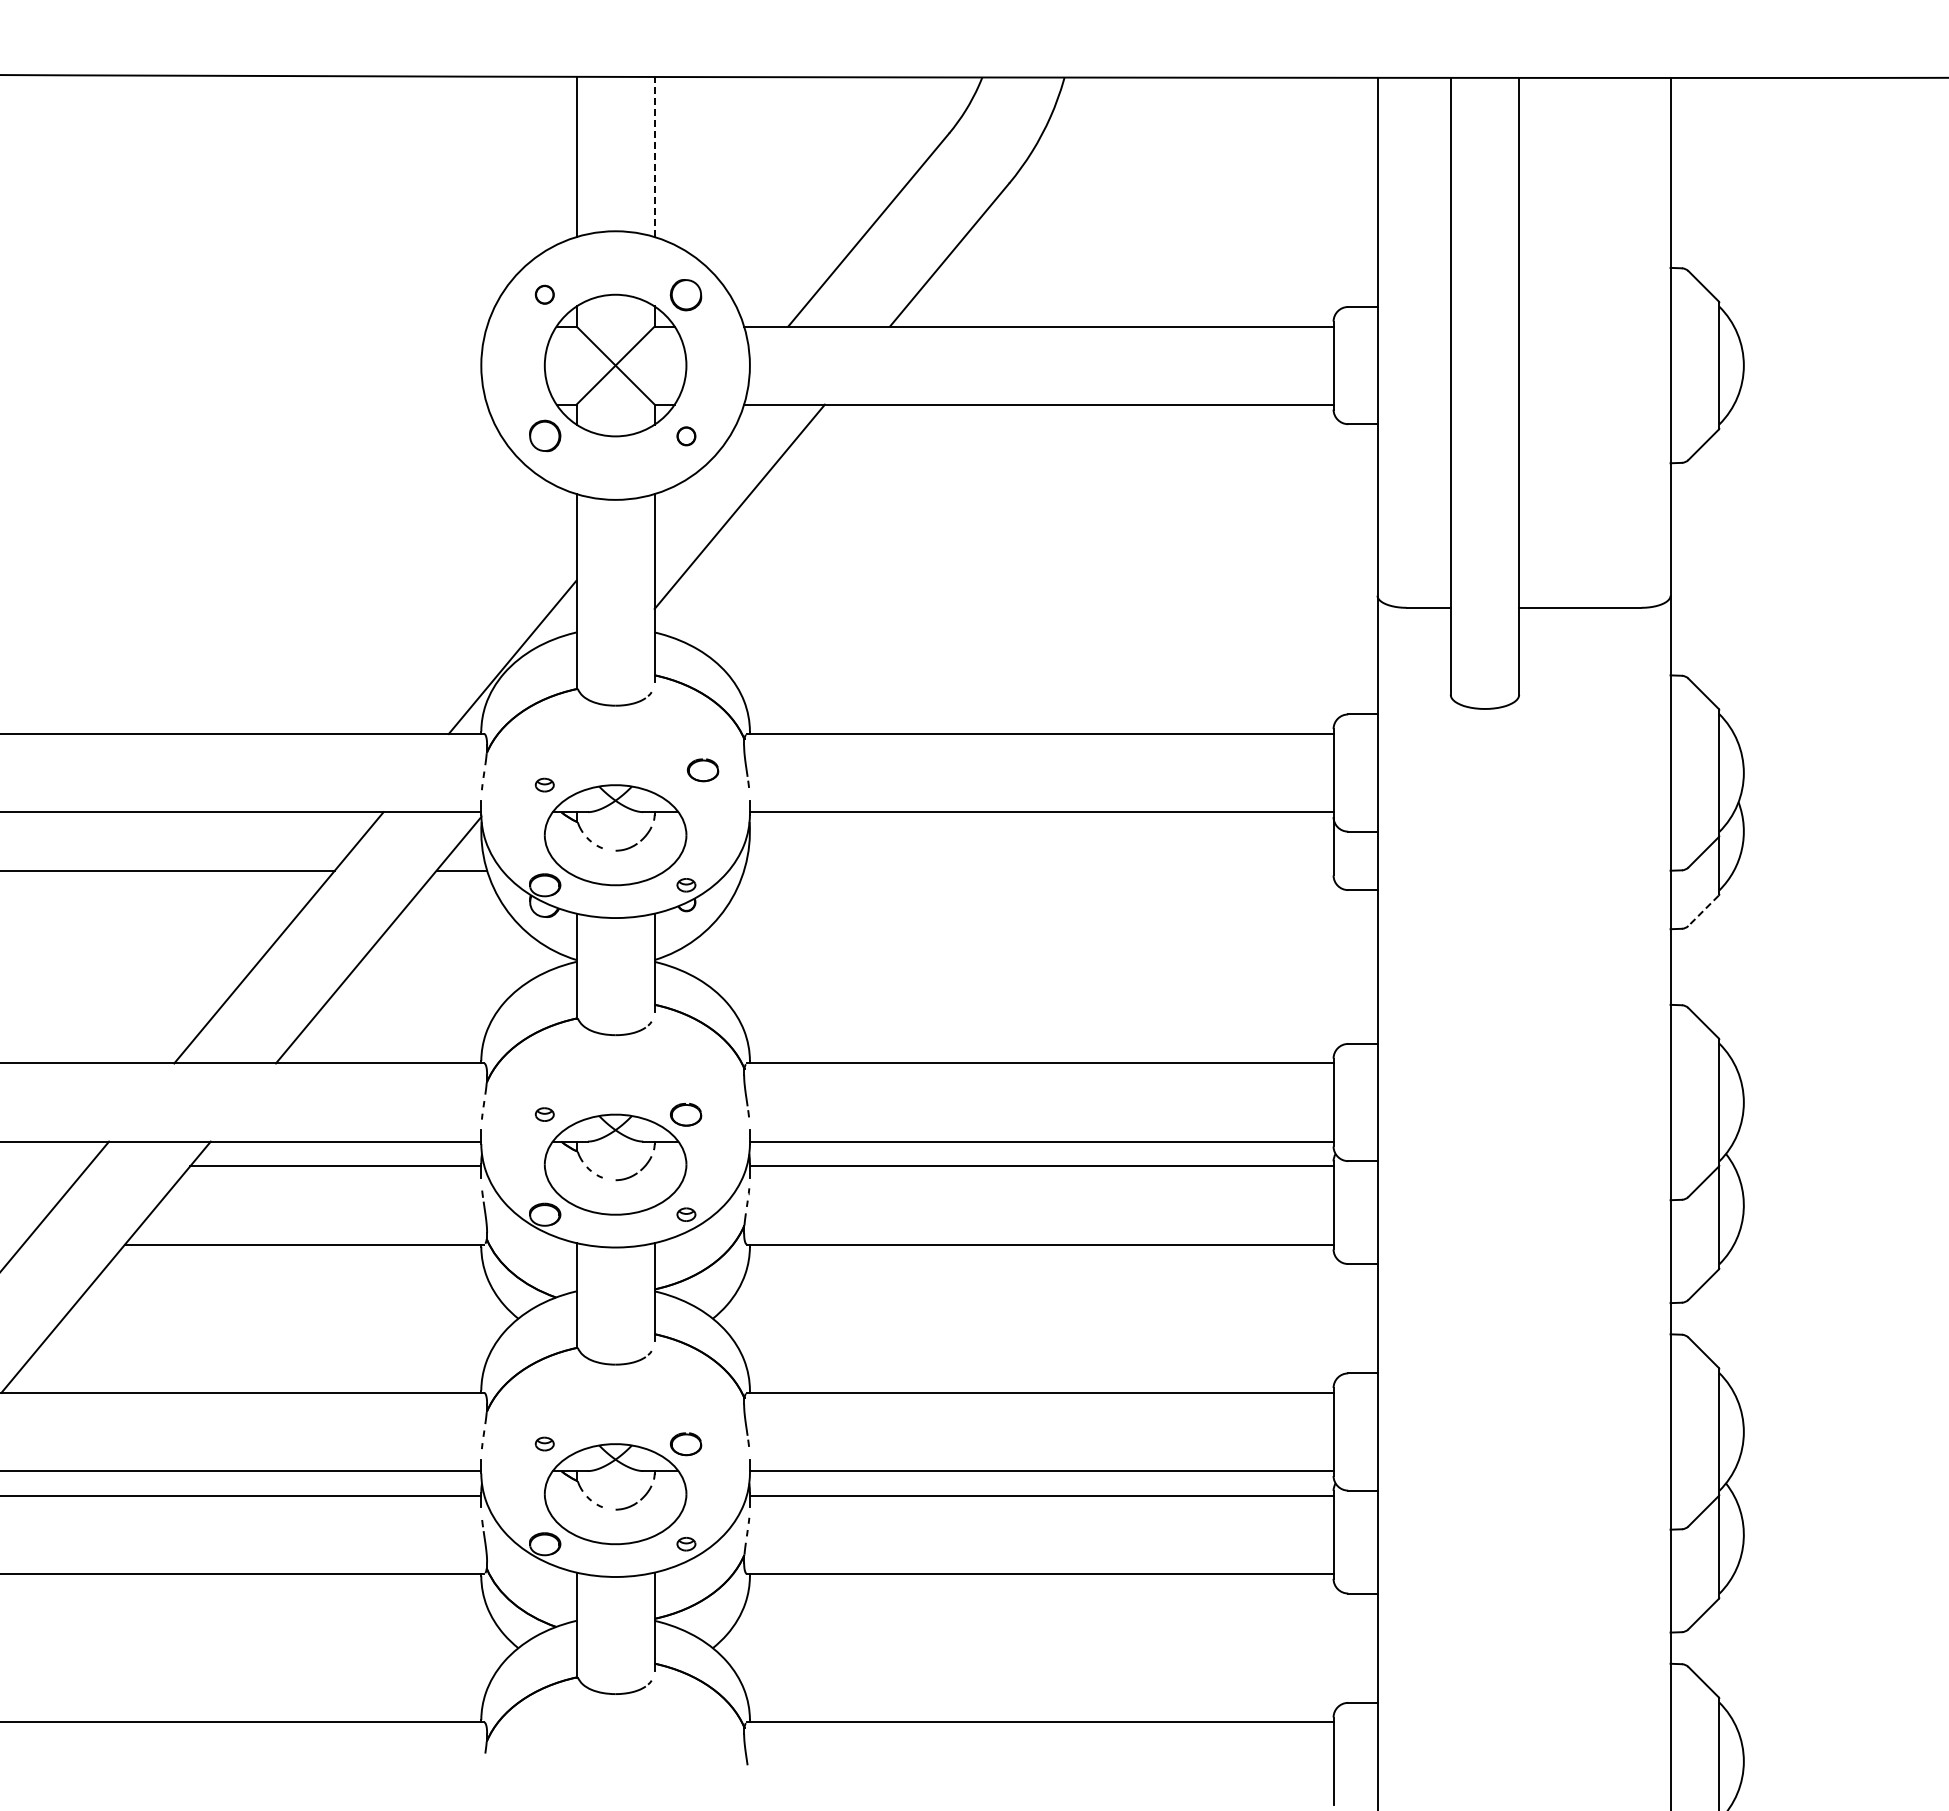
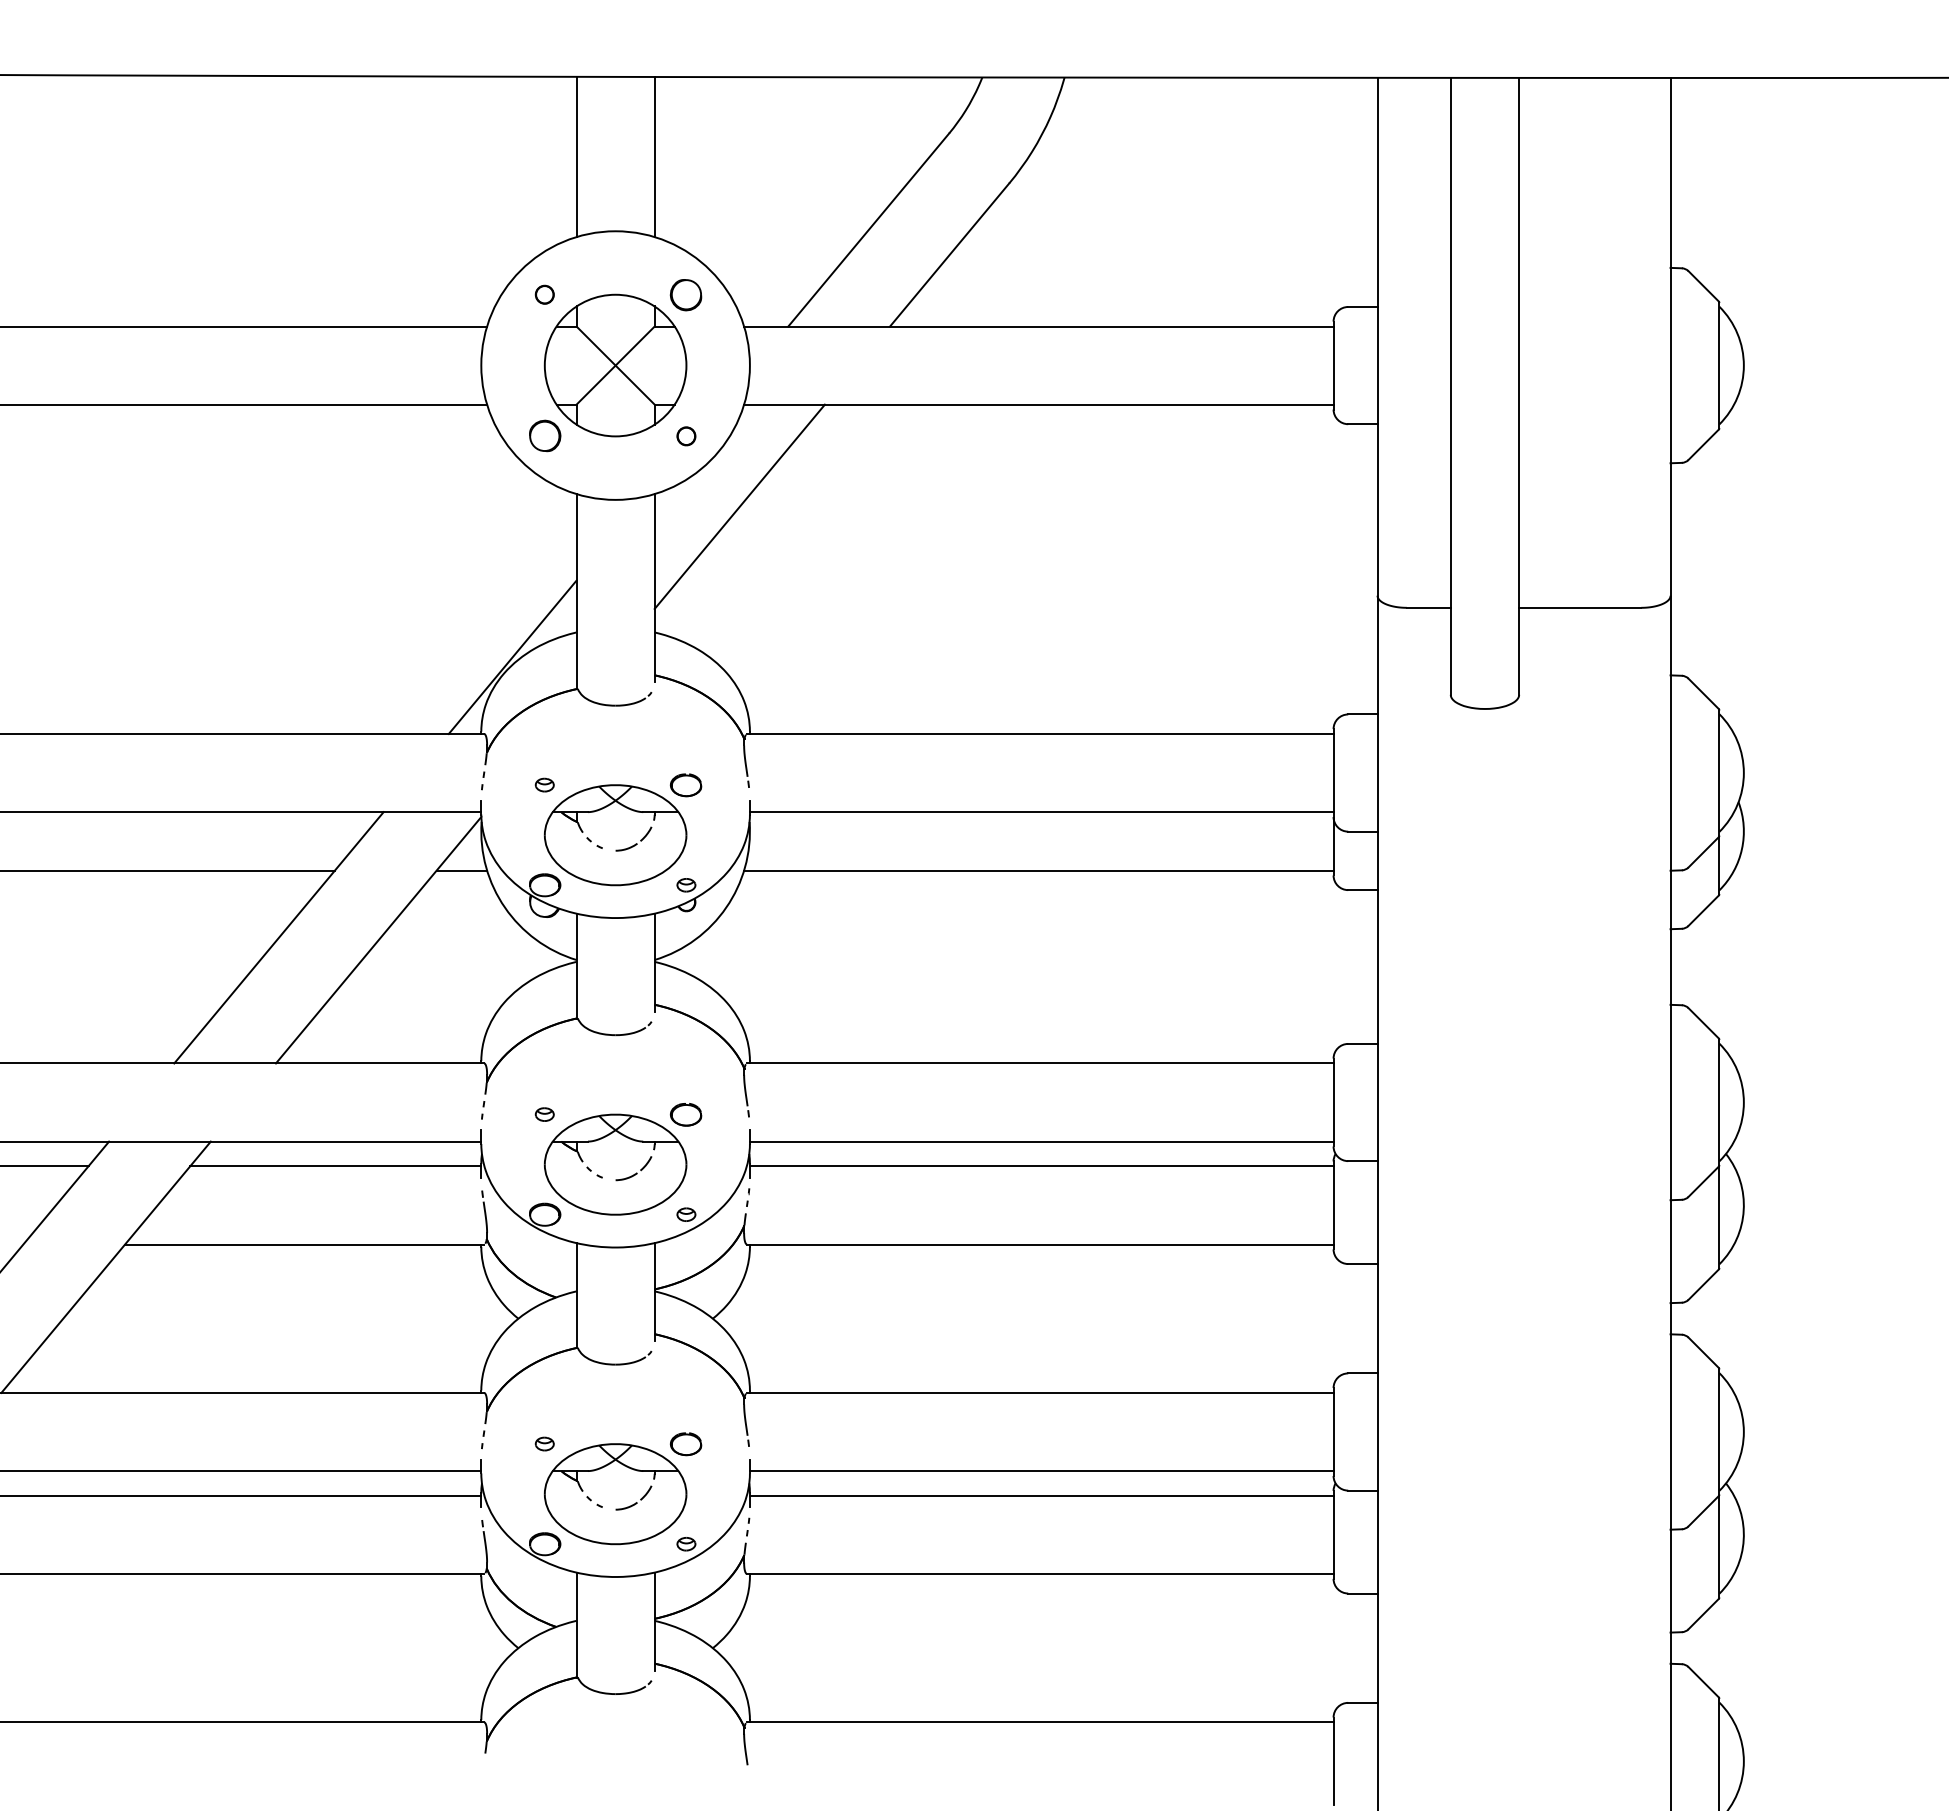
line: dashed -> solid (654, 156)
line: none -> present (244, 326)
line: none -> present (244, 404)
part position: (702, 770) -> (685, 785) (685, 785)
line: none -> present (1038, 870)
line: dashed -> solid (1703, 911)
line: none -> present (45, 1166)
